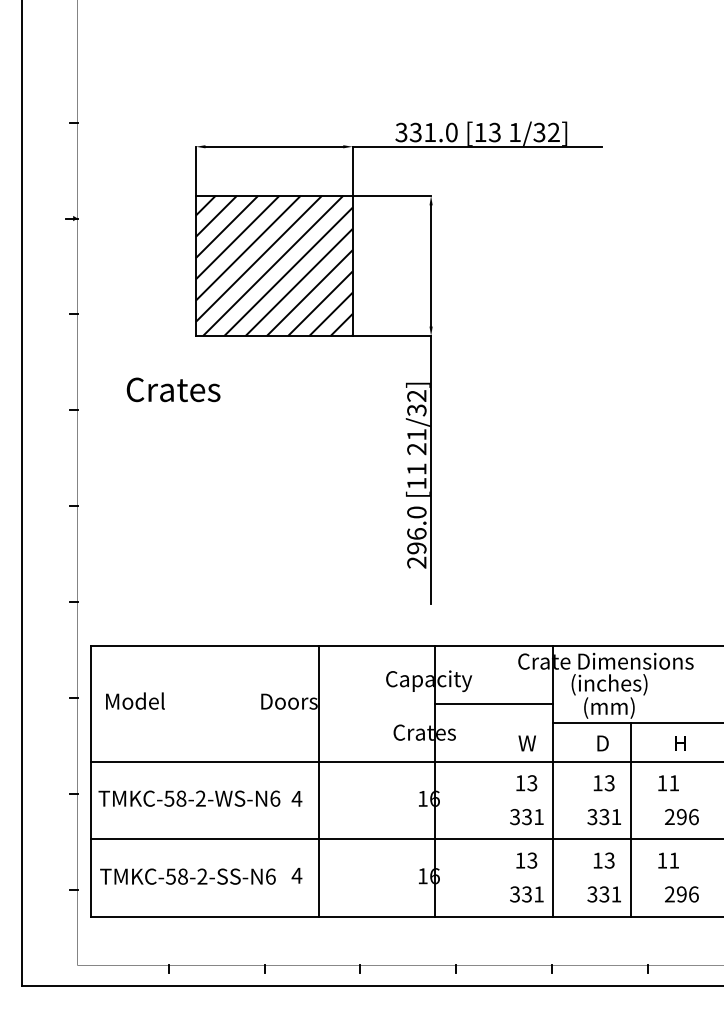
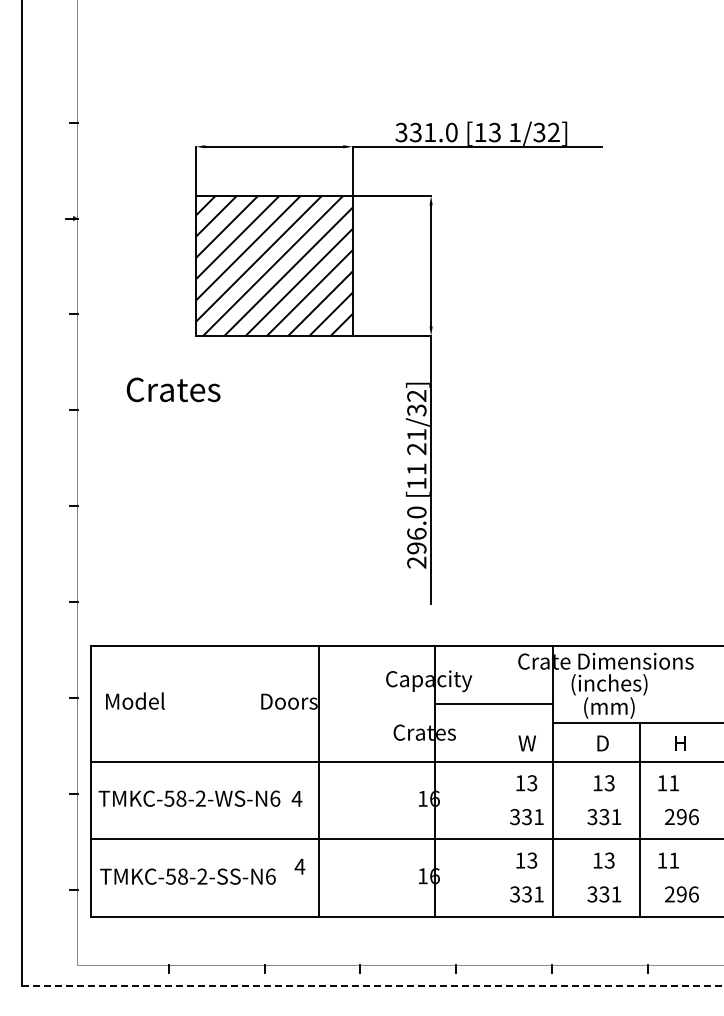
line position: (630, 819) -> (639, 819) (639, 819)
text position: (296, 875) -> (299, 866) (299, 866)
line: solid -> dashed (372, 985)
